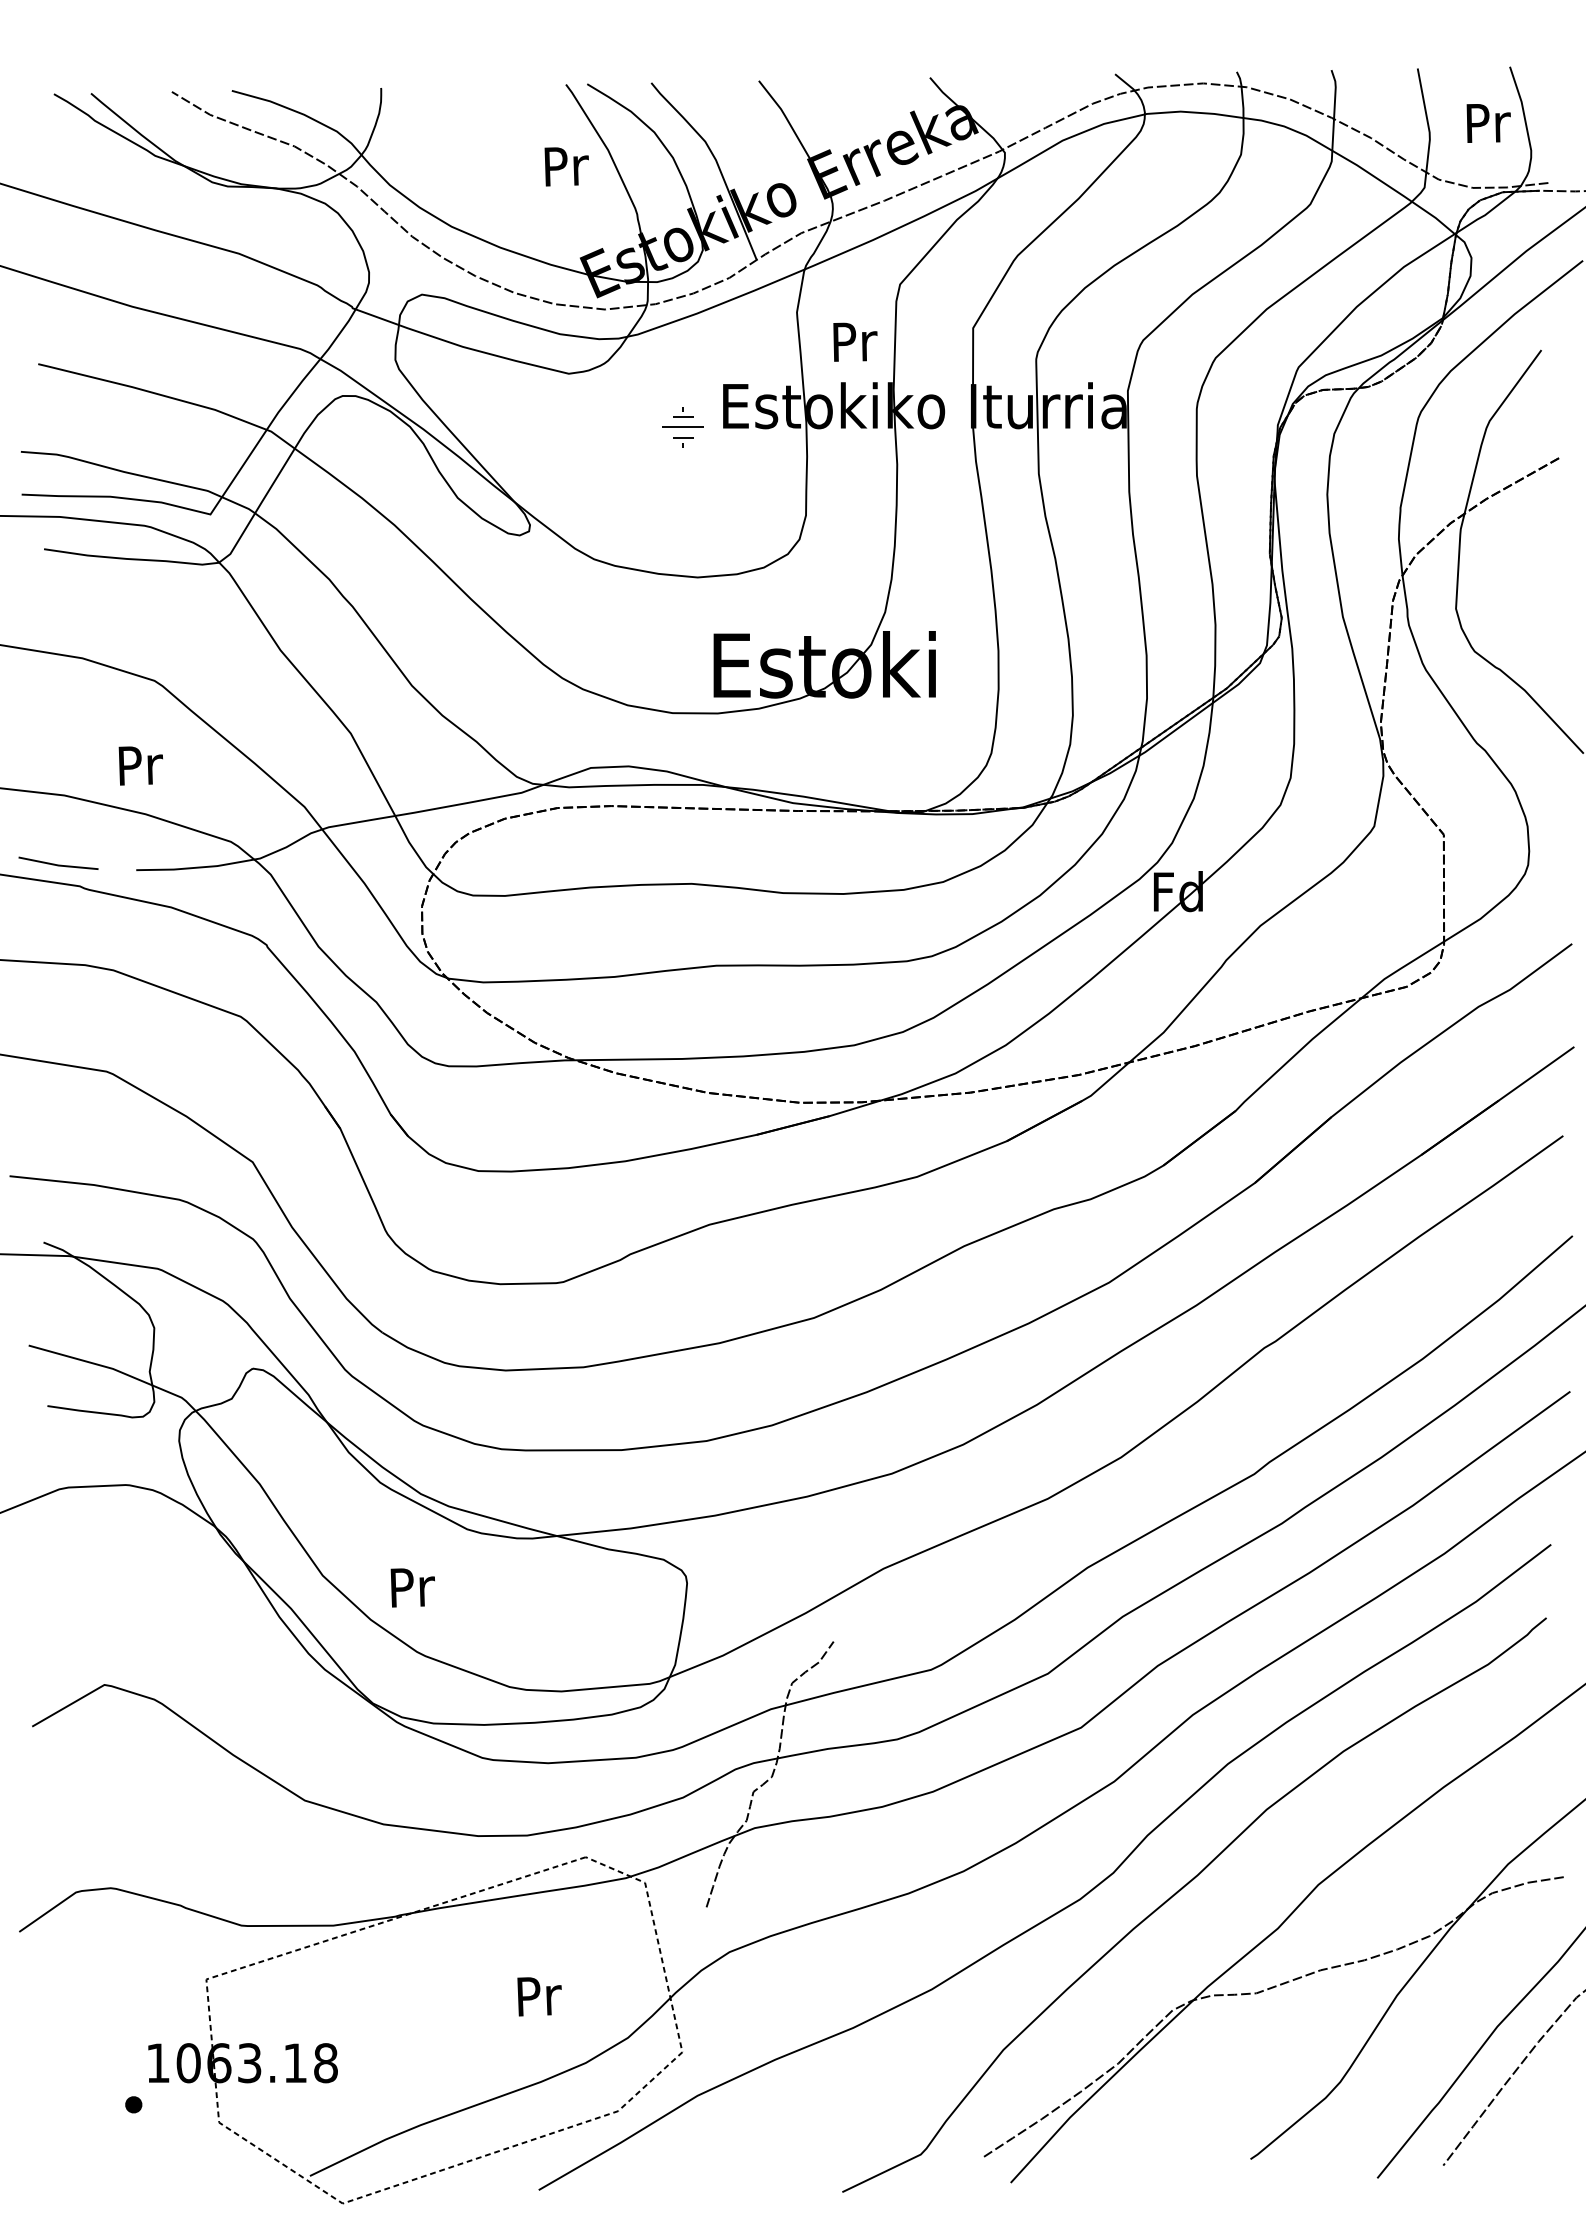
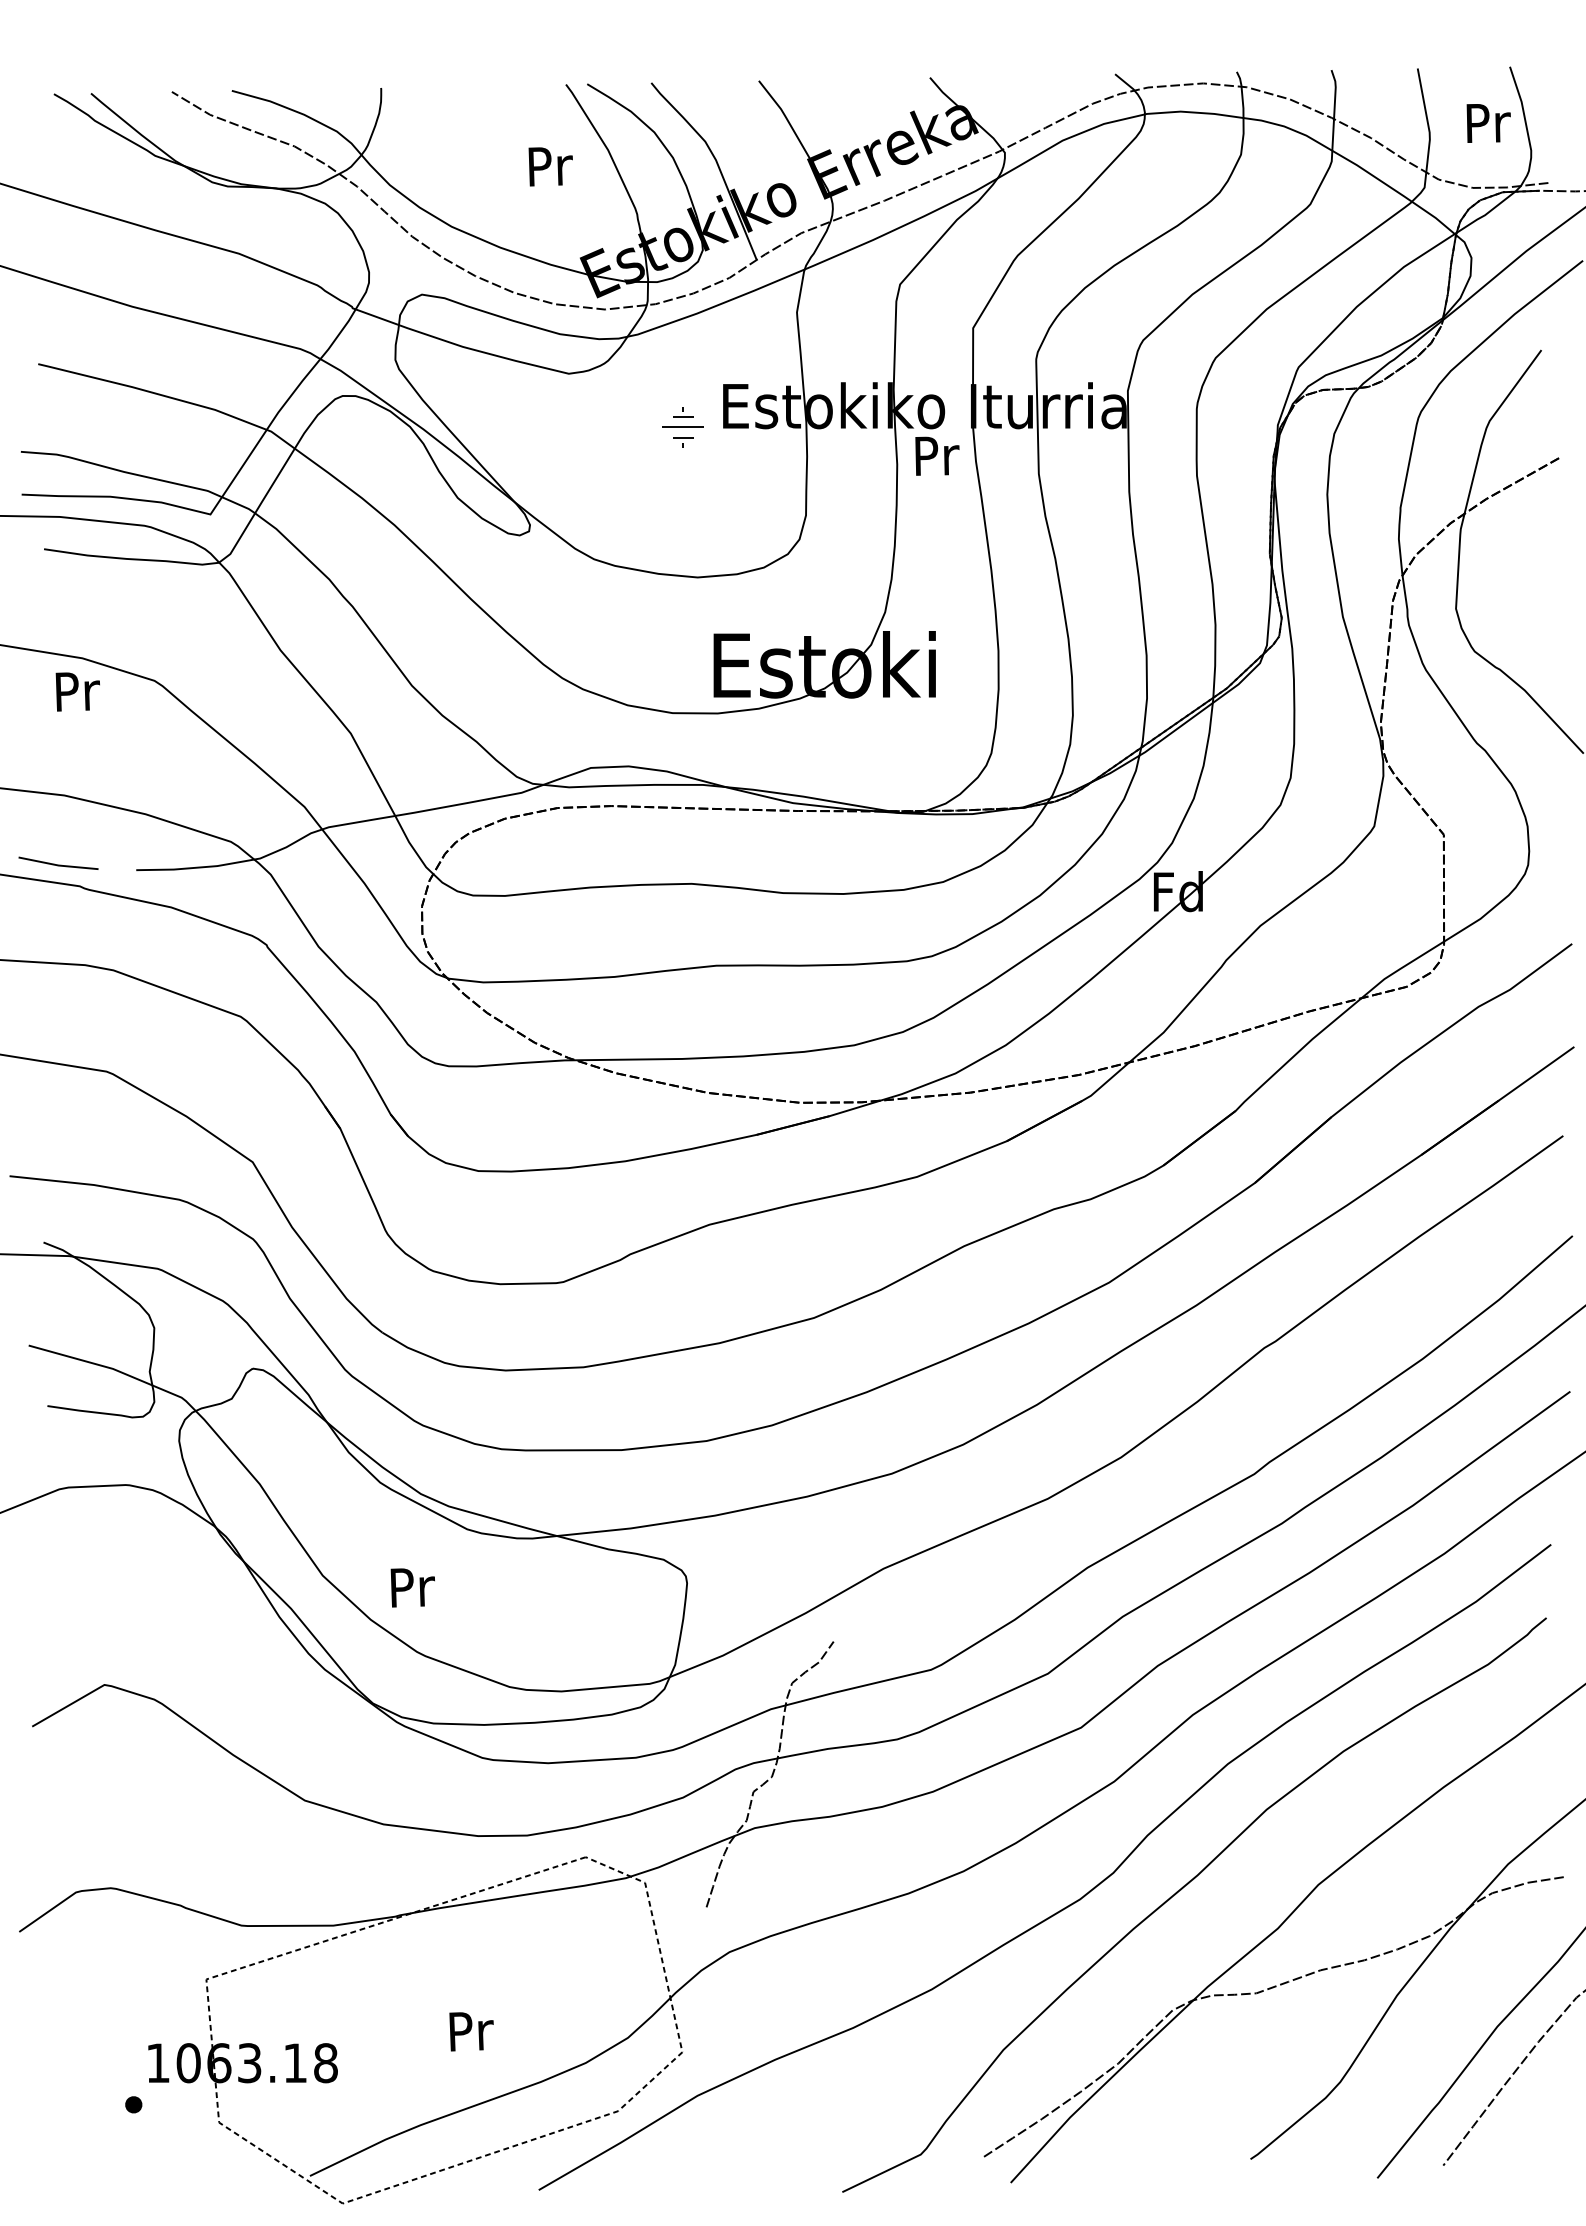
text position: (566, 166) -> (550, 166) (550, 166)
text position: (855, 341) -> (937, 455) (937, 455)
text position: (140, 765) -> (77, 691) (77, 691)
text position: (539, 1996) -> (471, 2031) (471, 2031)
